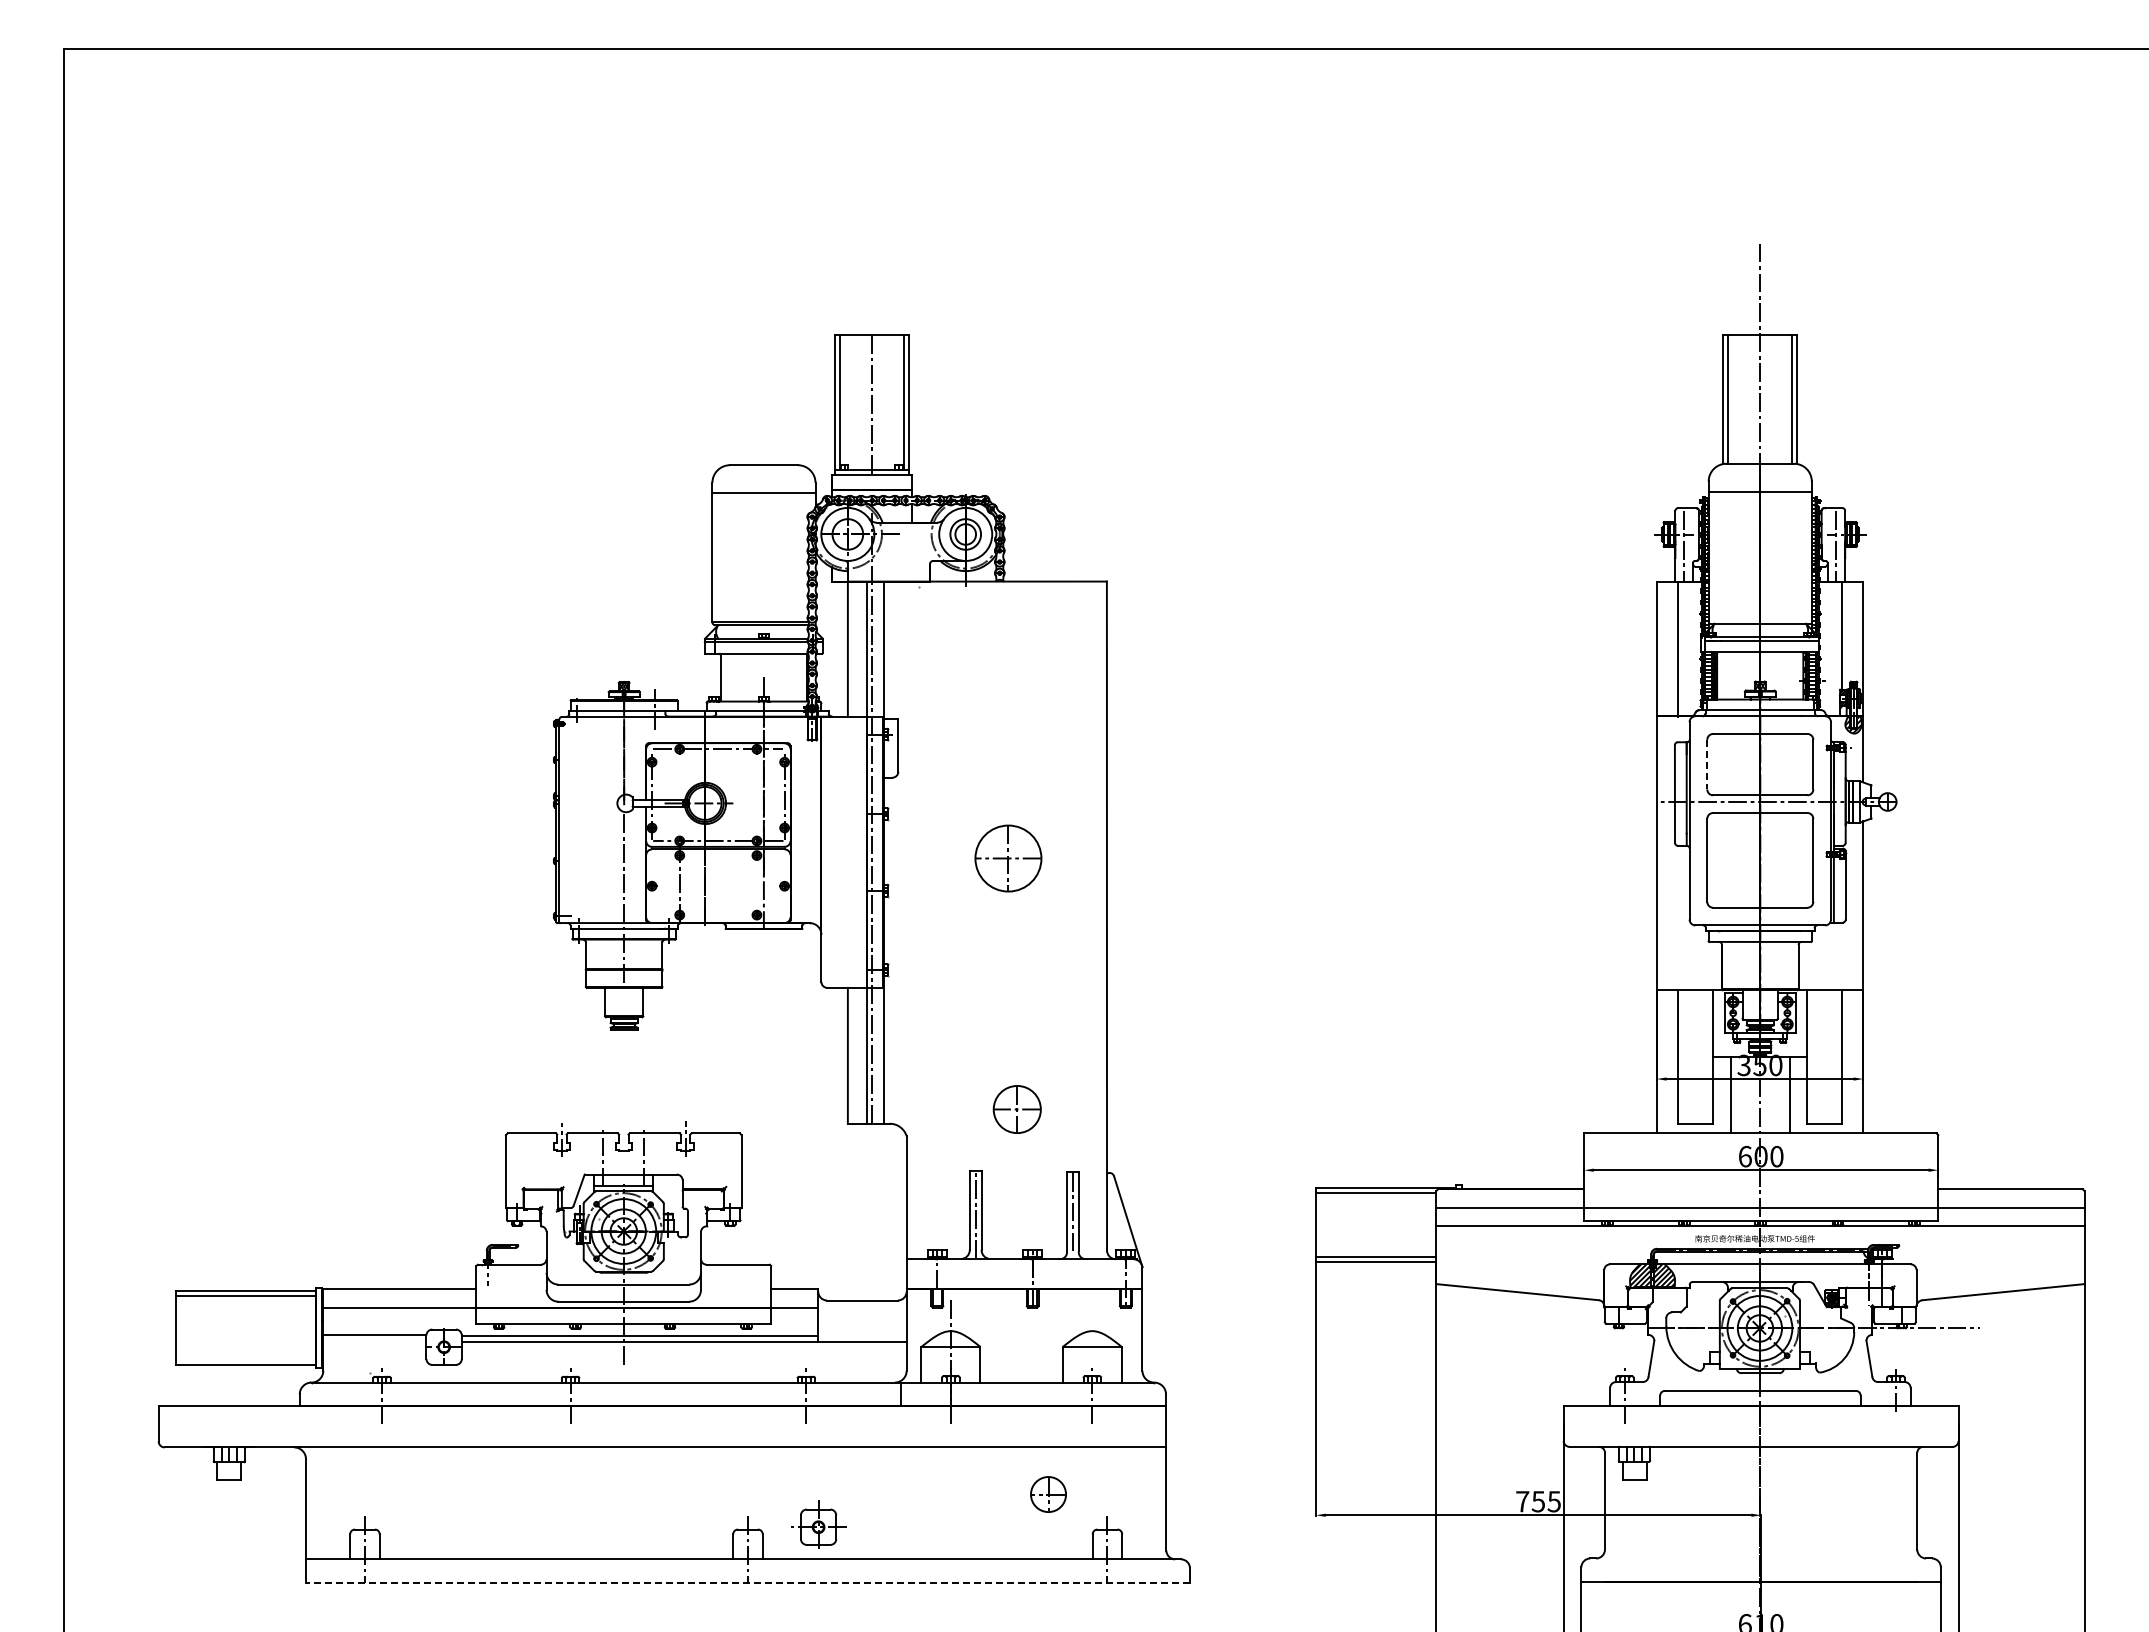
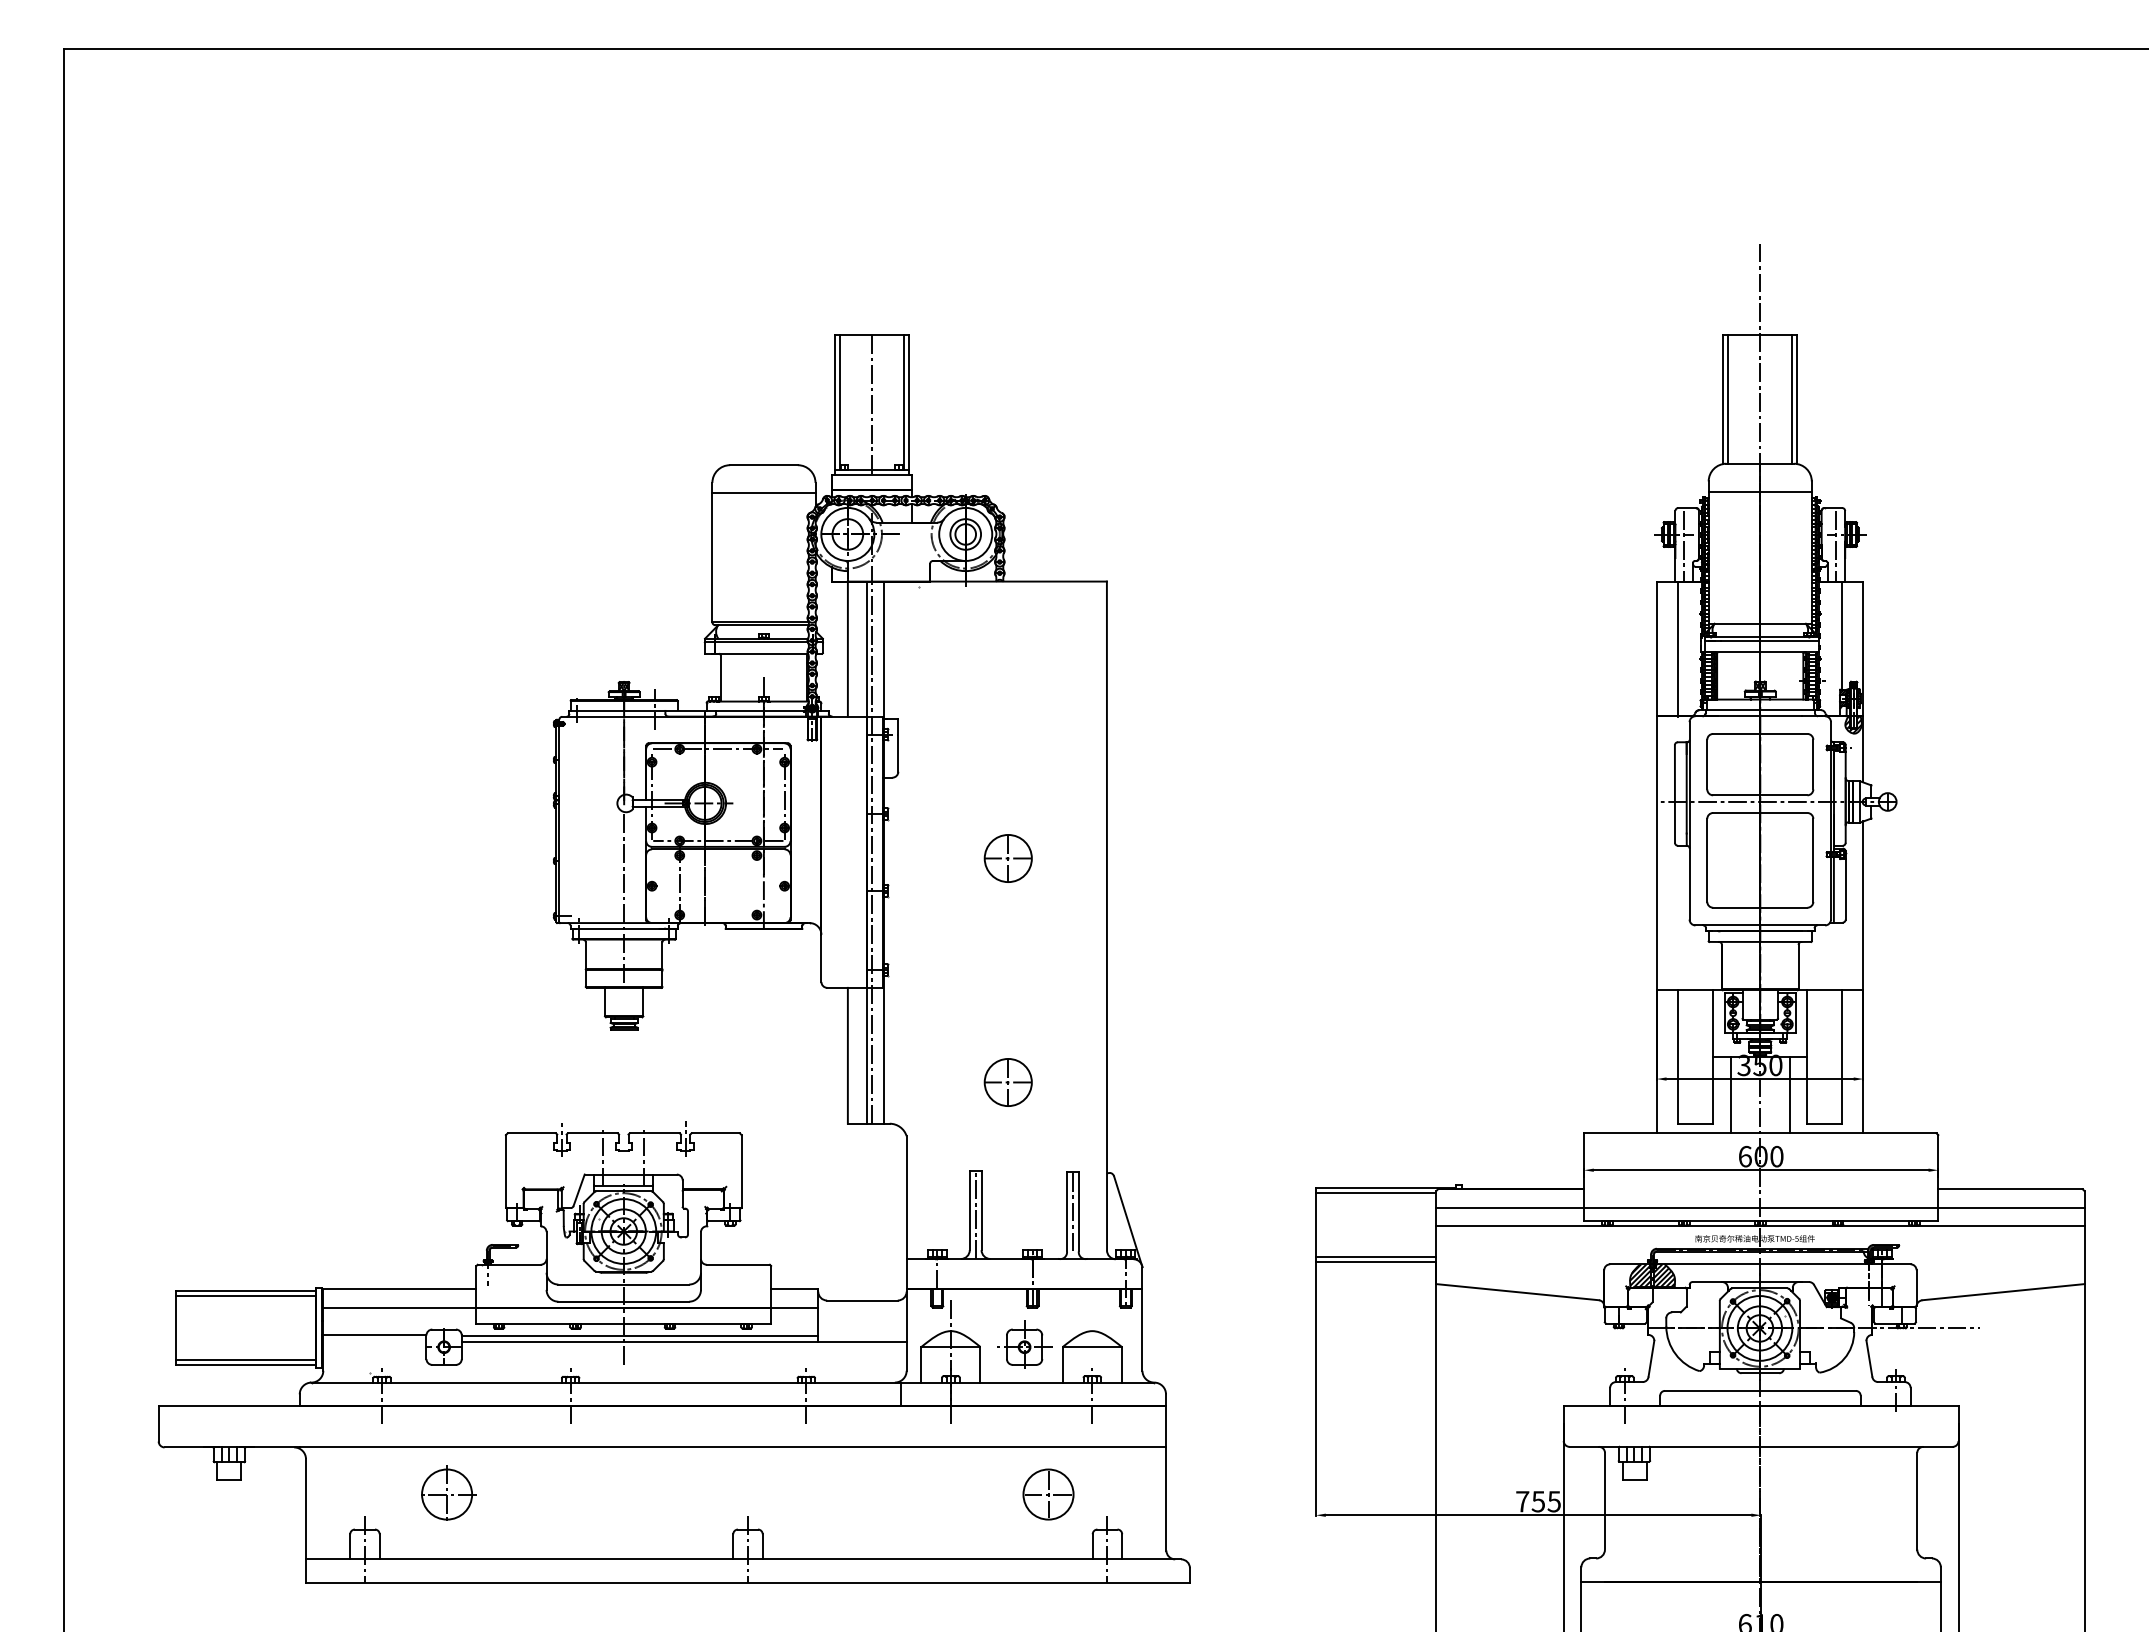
line: dashed -> solid (1707, 764)
part size: 69x69 px -> 50x49 px (1007, 858)
part position: (1016, 1109) -> (1007, 1082) (1007, 1082)
line: none -> present (246, 1360)
part: none -> present (448, 1492)
part size: 37x37 px -> 53x53 px (1048, 1494)
part position: (818, 1524) -> (1024, 1344) (1024, 1344)
line: dashed -> solid (747, 1582)
